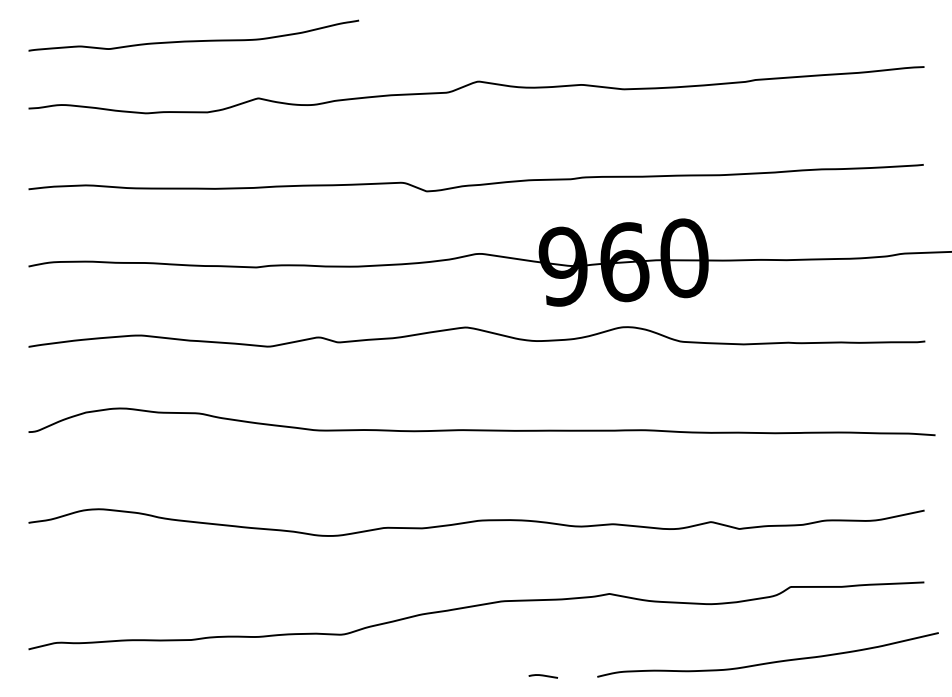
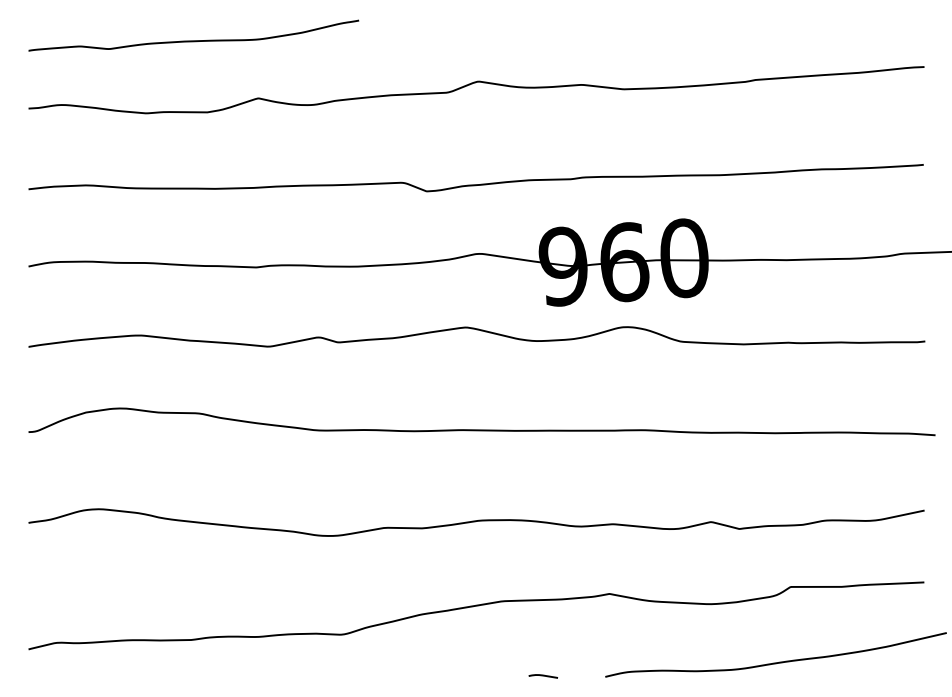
curve position: (767, 662) -> (775, 662) (775, 662)
